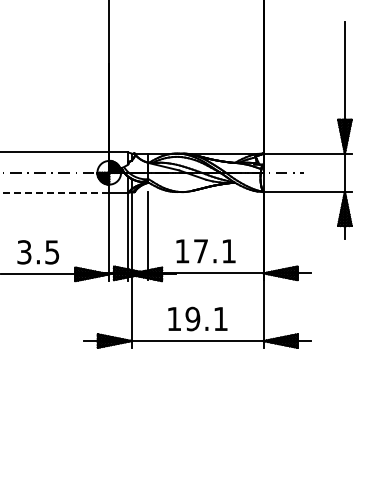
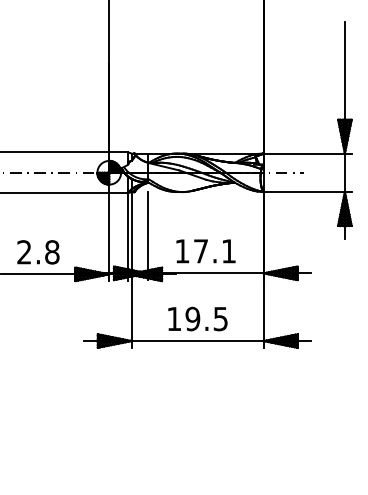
line: dashed -> solid (55, 193)
text: 3.5 -> 2.8 (38, 252)
text: 19.1 -> 19.5 (220, 319)
